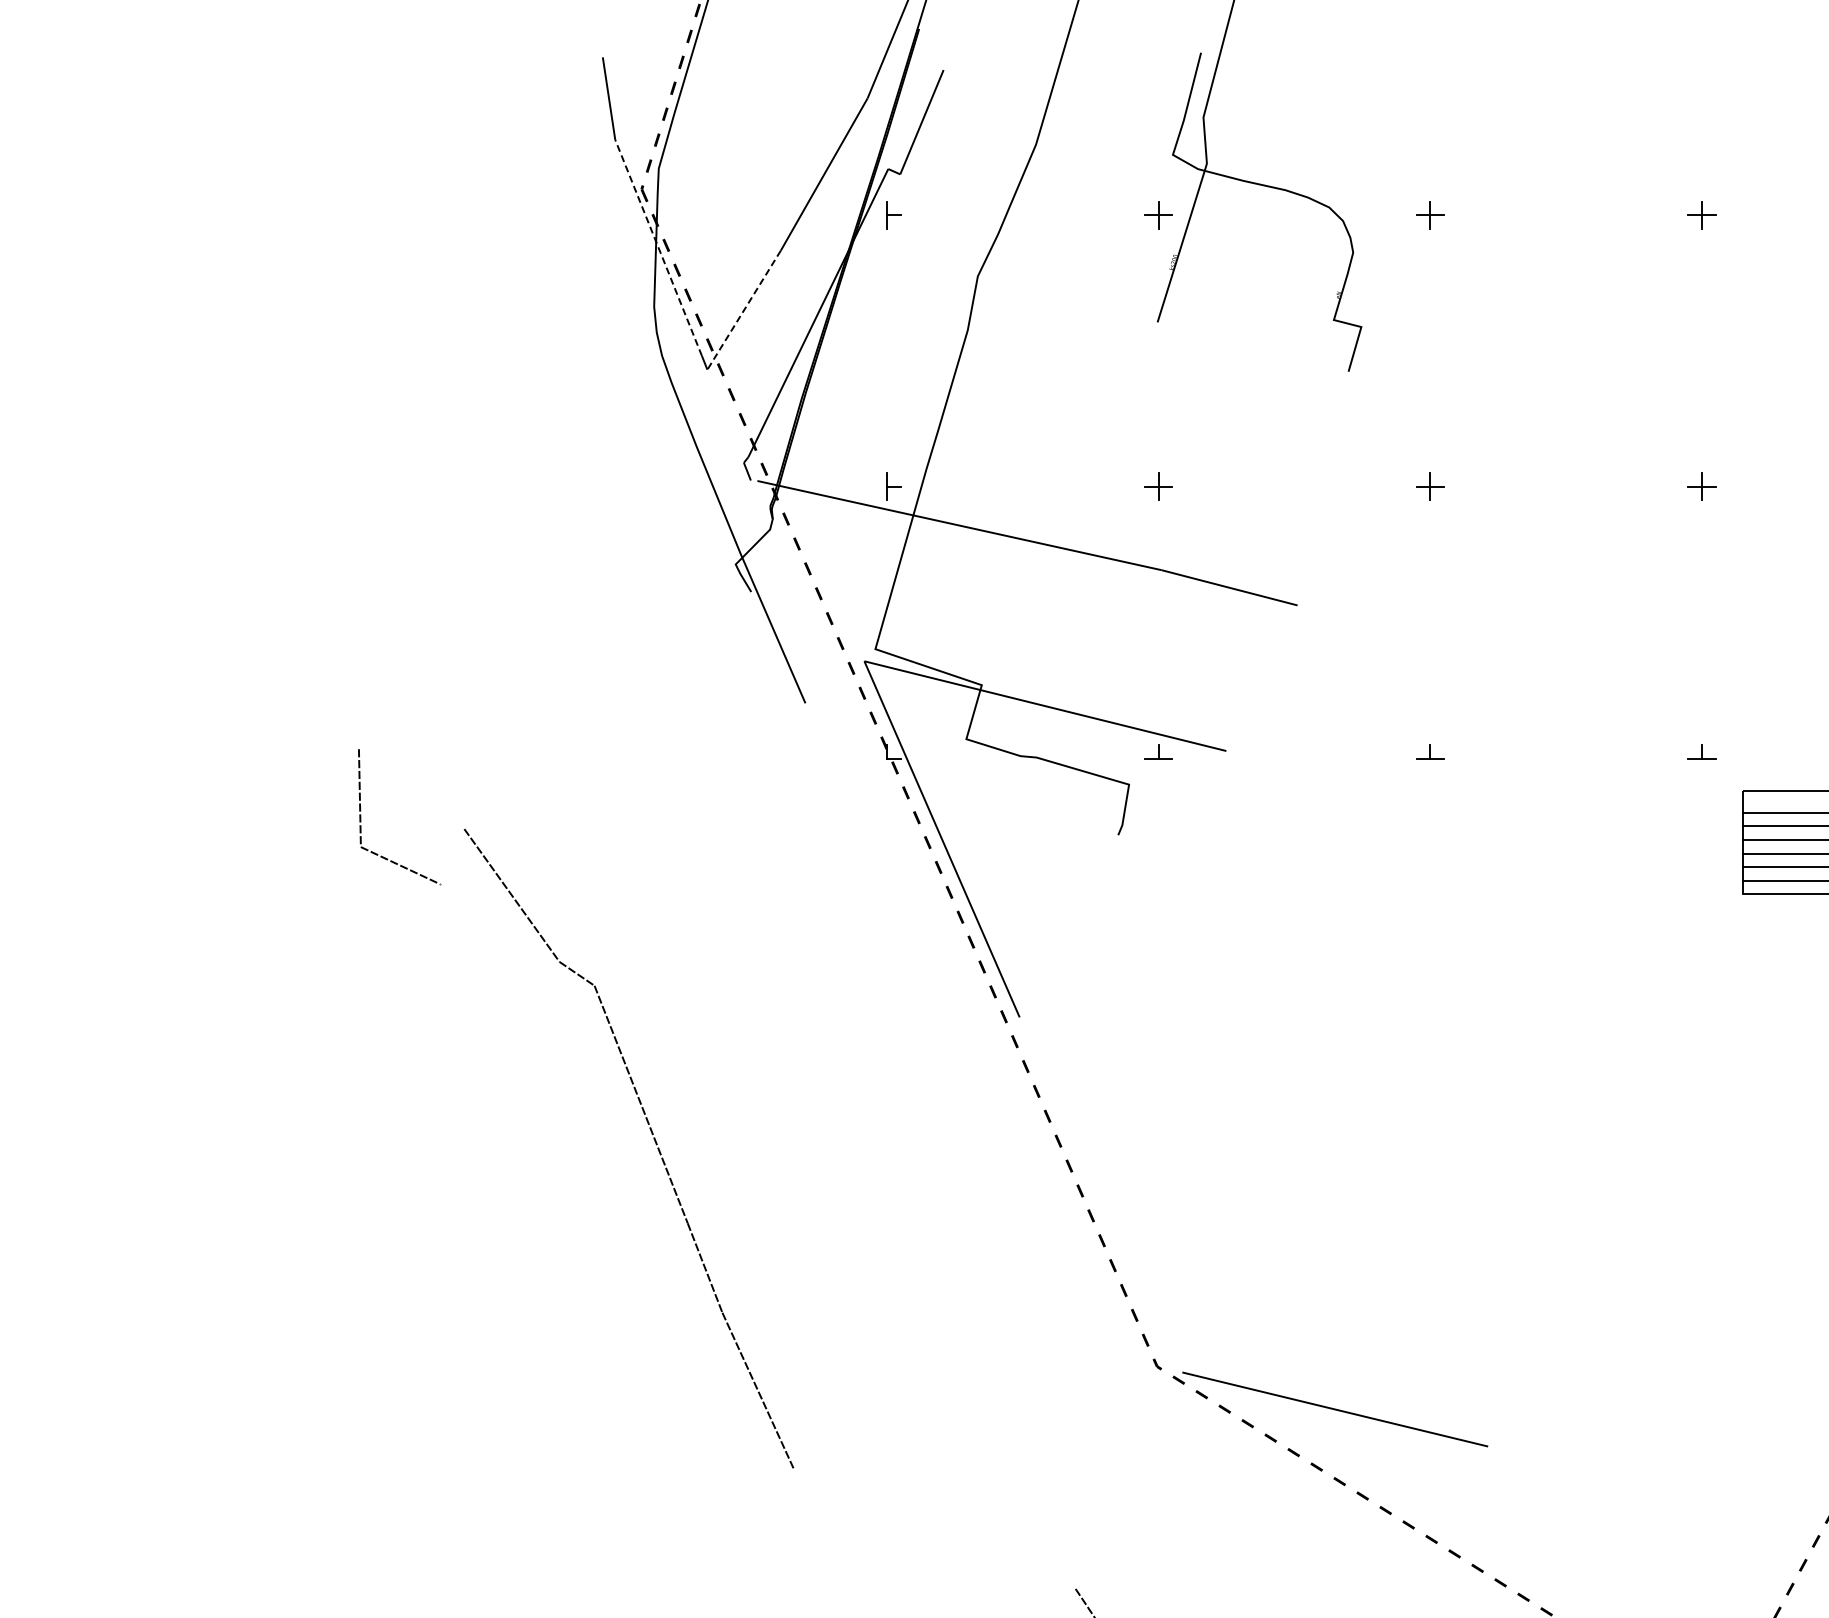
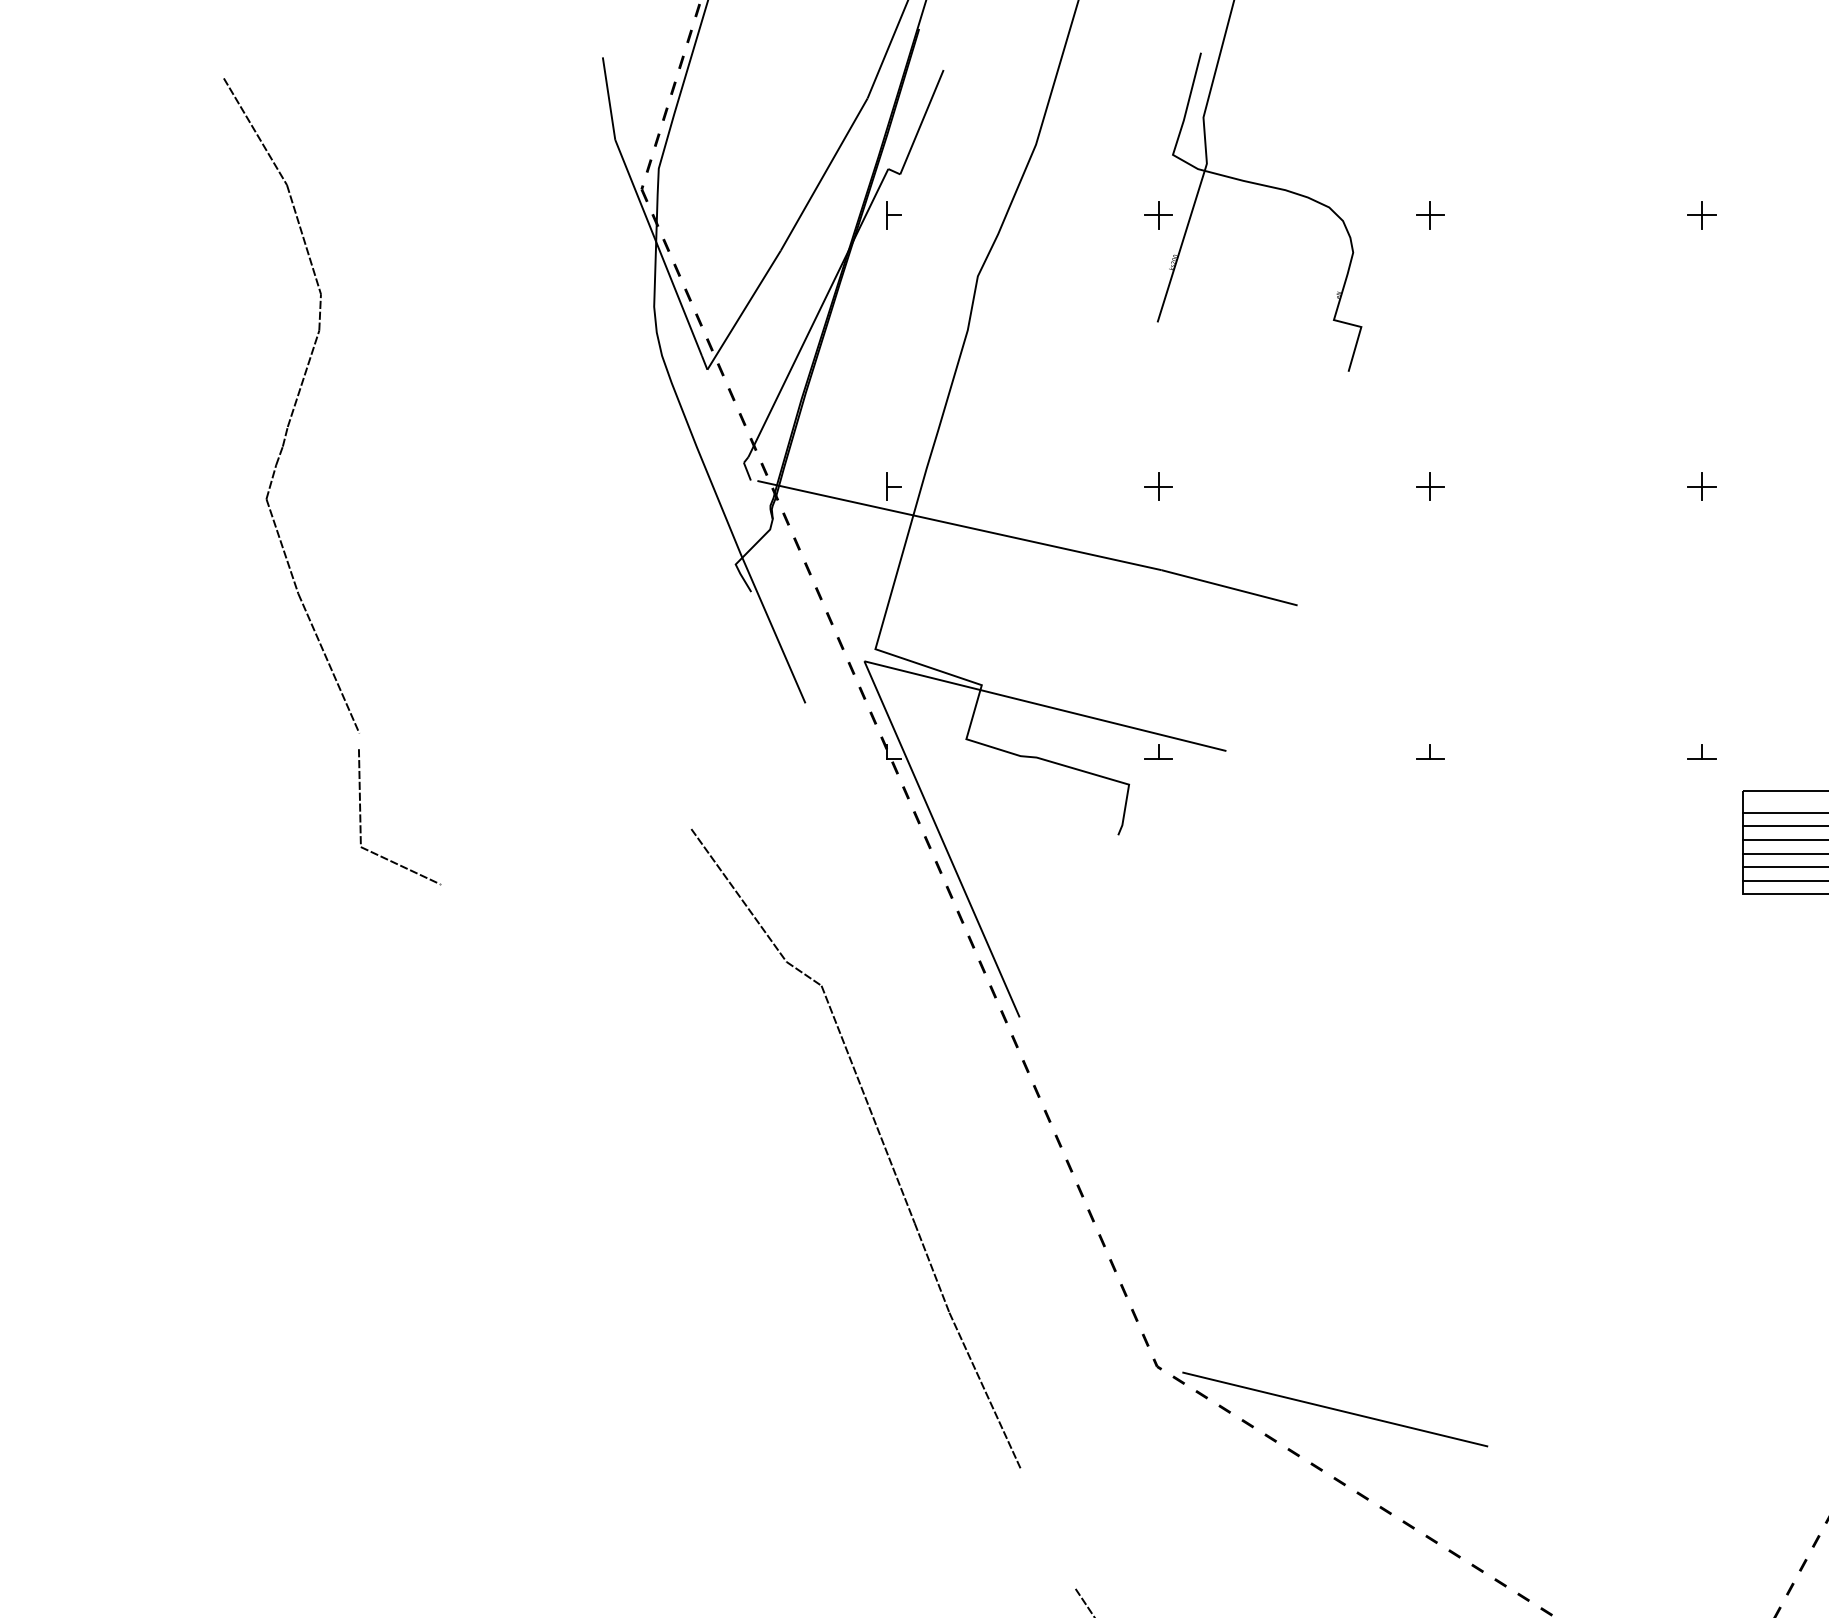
line: dashed -> solid (658, 247)
line: dashed -> solid (744, 310)
part: none -> present (291, 405)
part position: (653, 1139) -> (880, 1139) (880, 1139)
